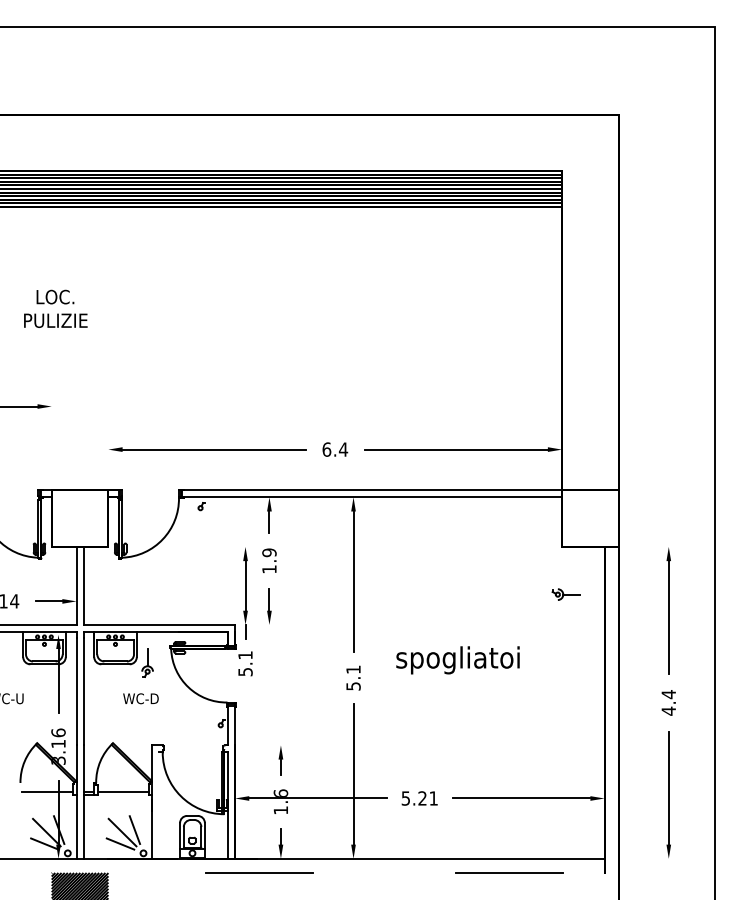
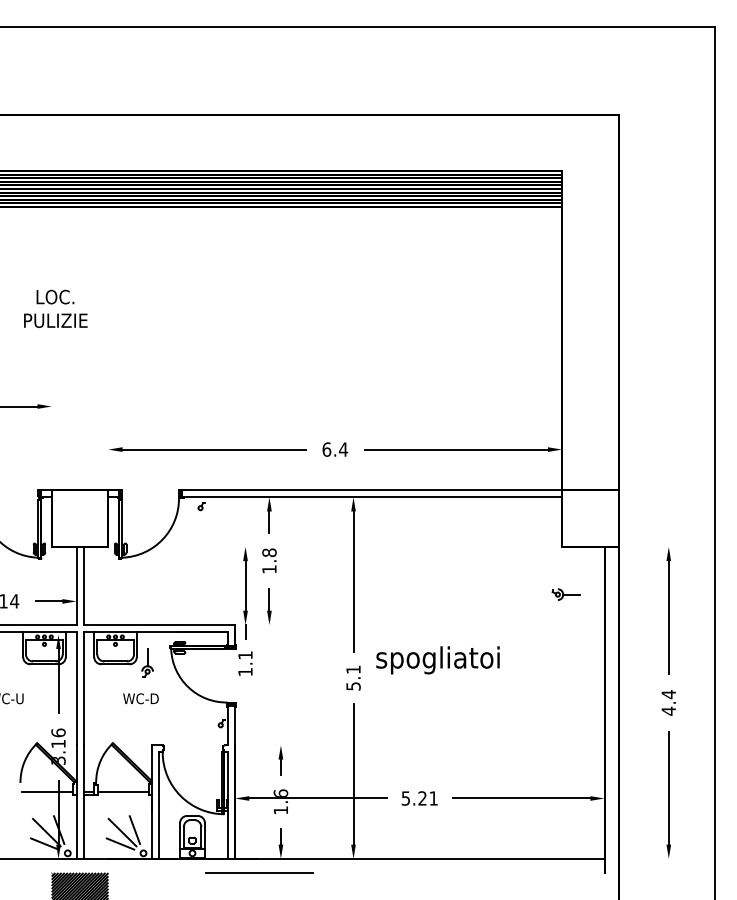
text: 1.9 -> 1.8 (269, 552)
text position: (457, 660) -> (437, 660) (437, 660)
text: 5.1 -> 1.1 (245, 672)
line: none -> present (159, 805)
line: present -> none (509, 872)
